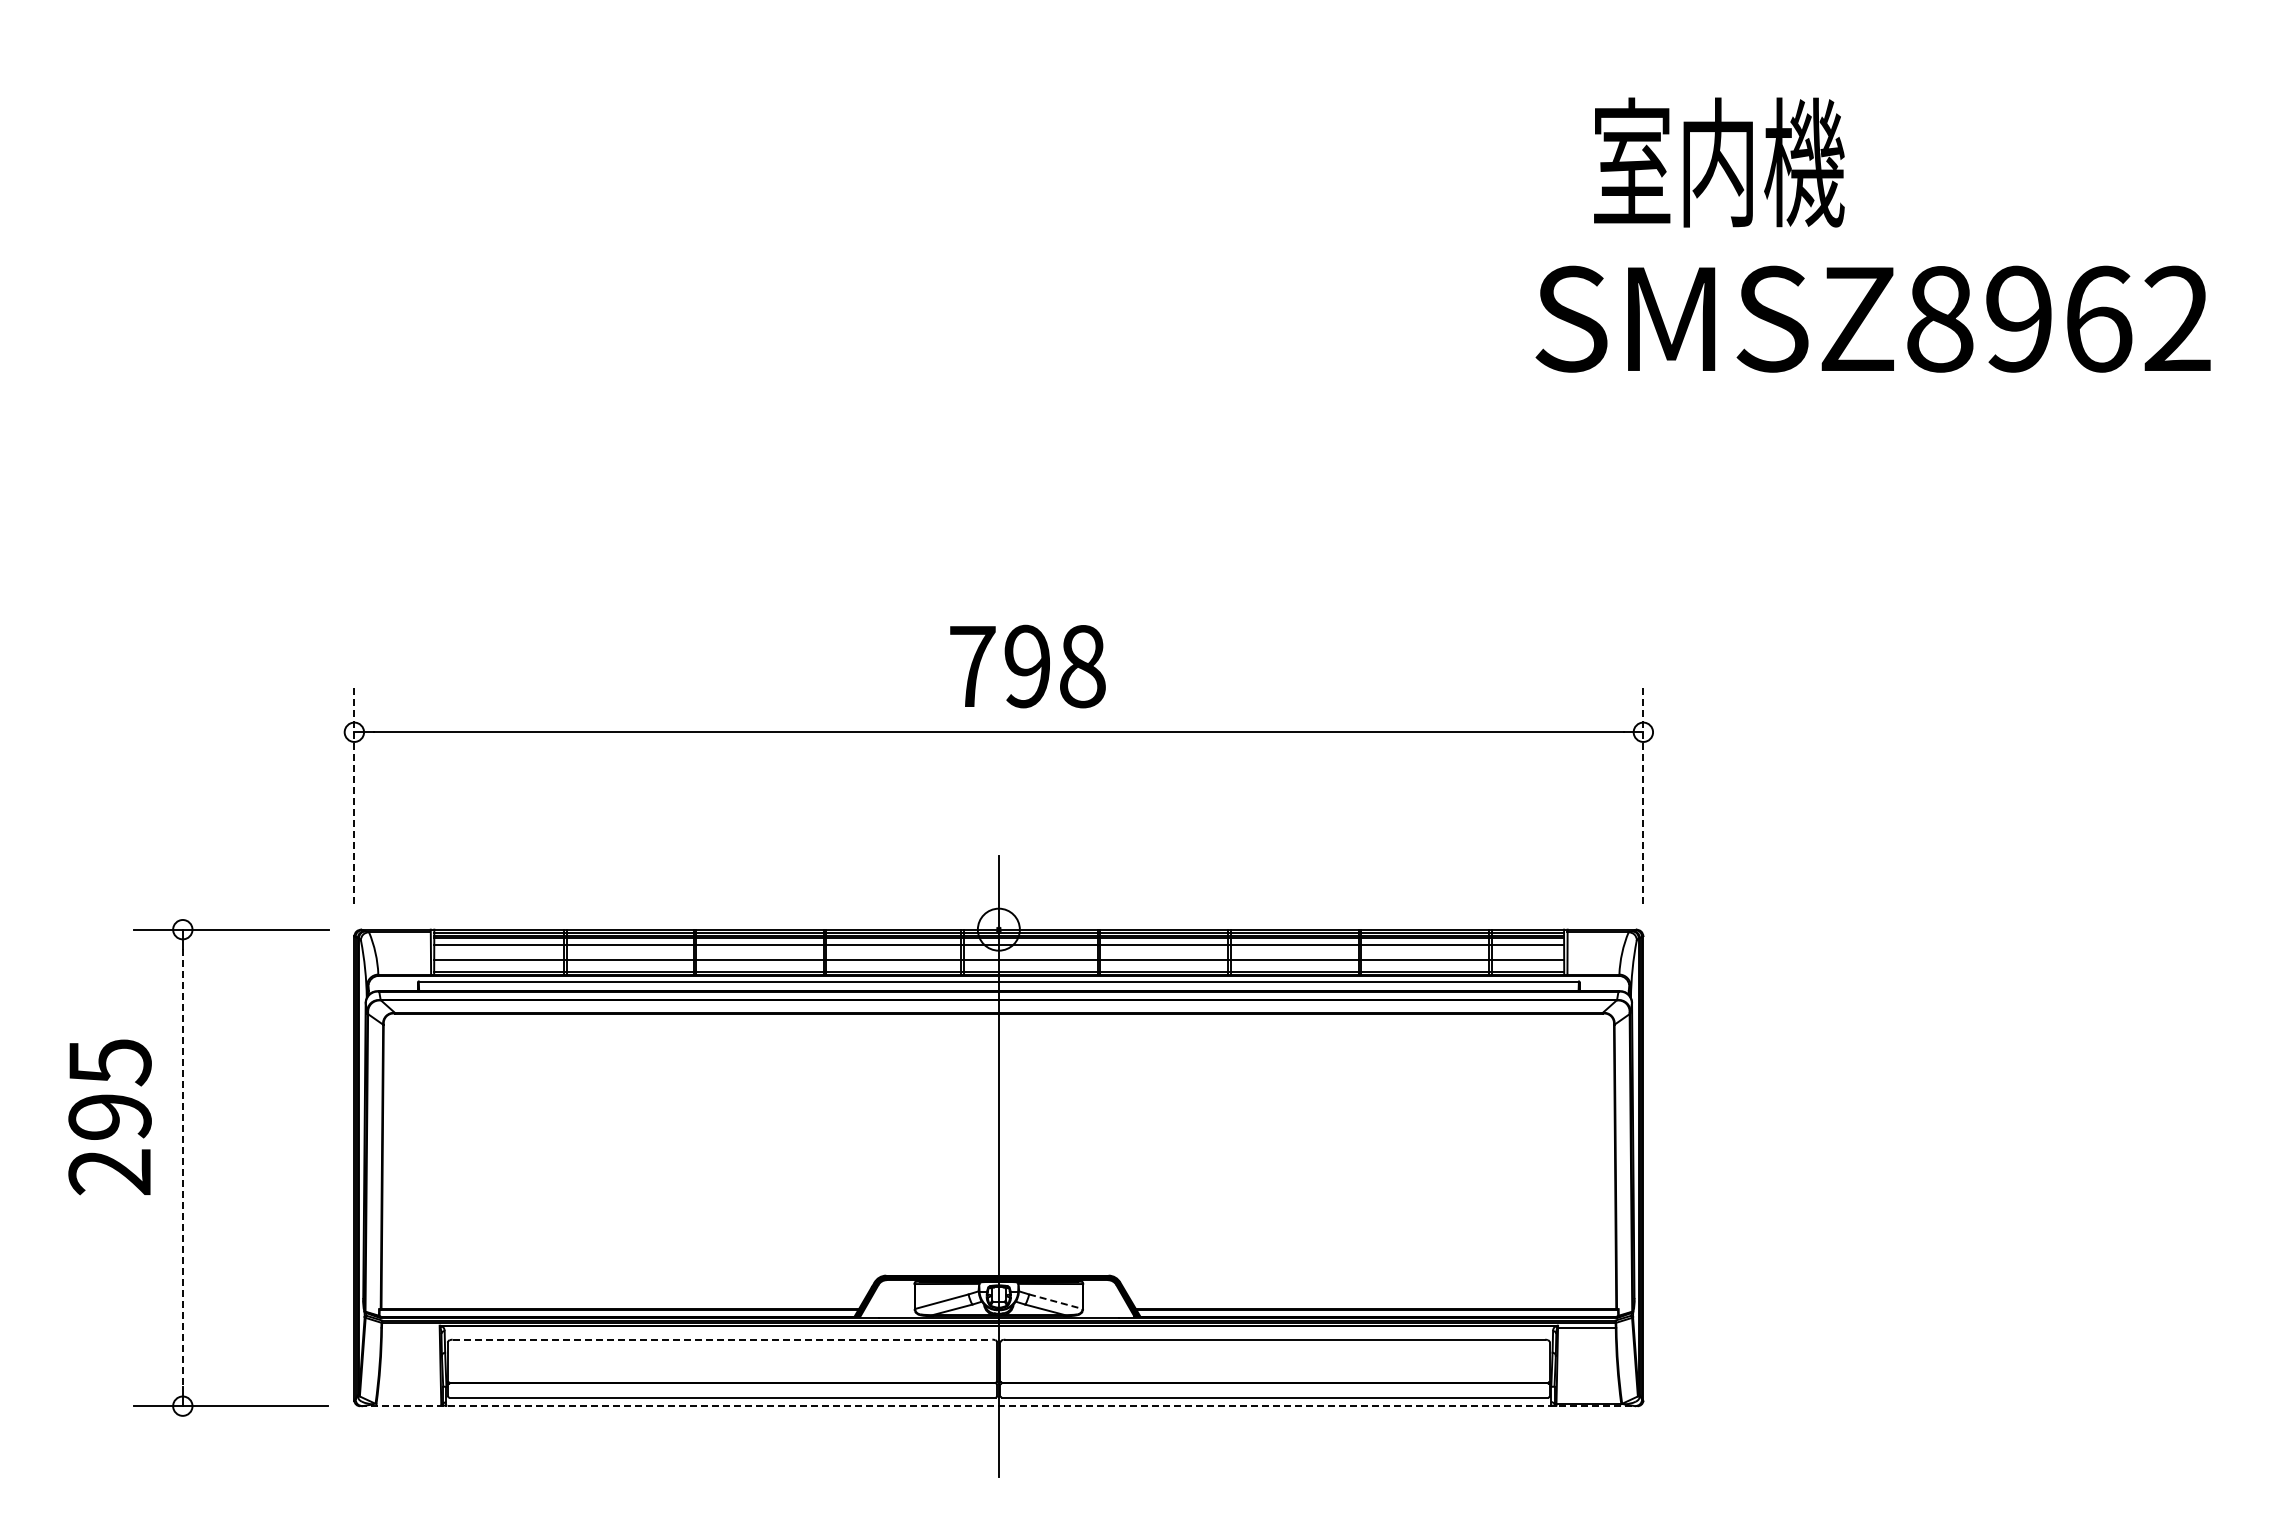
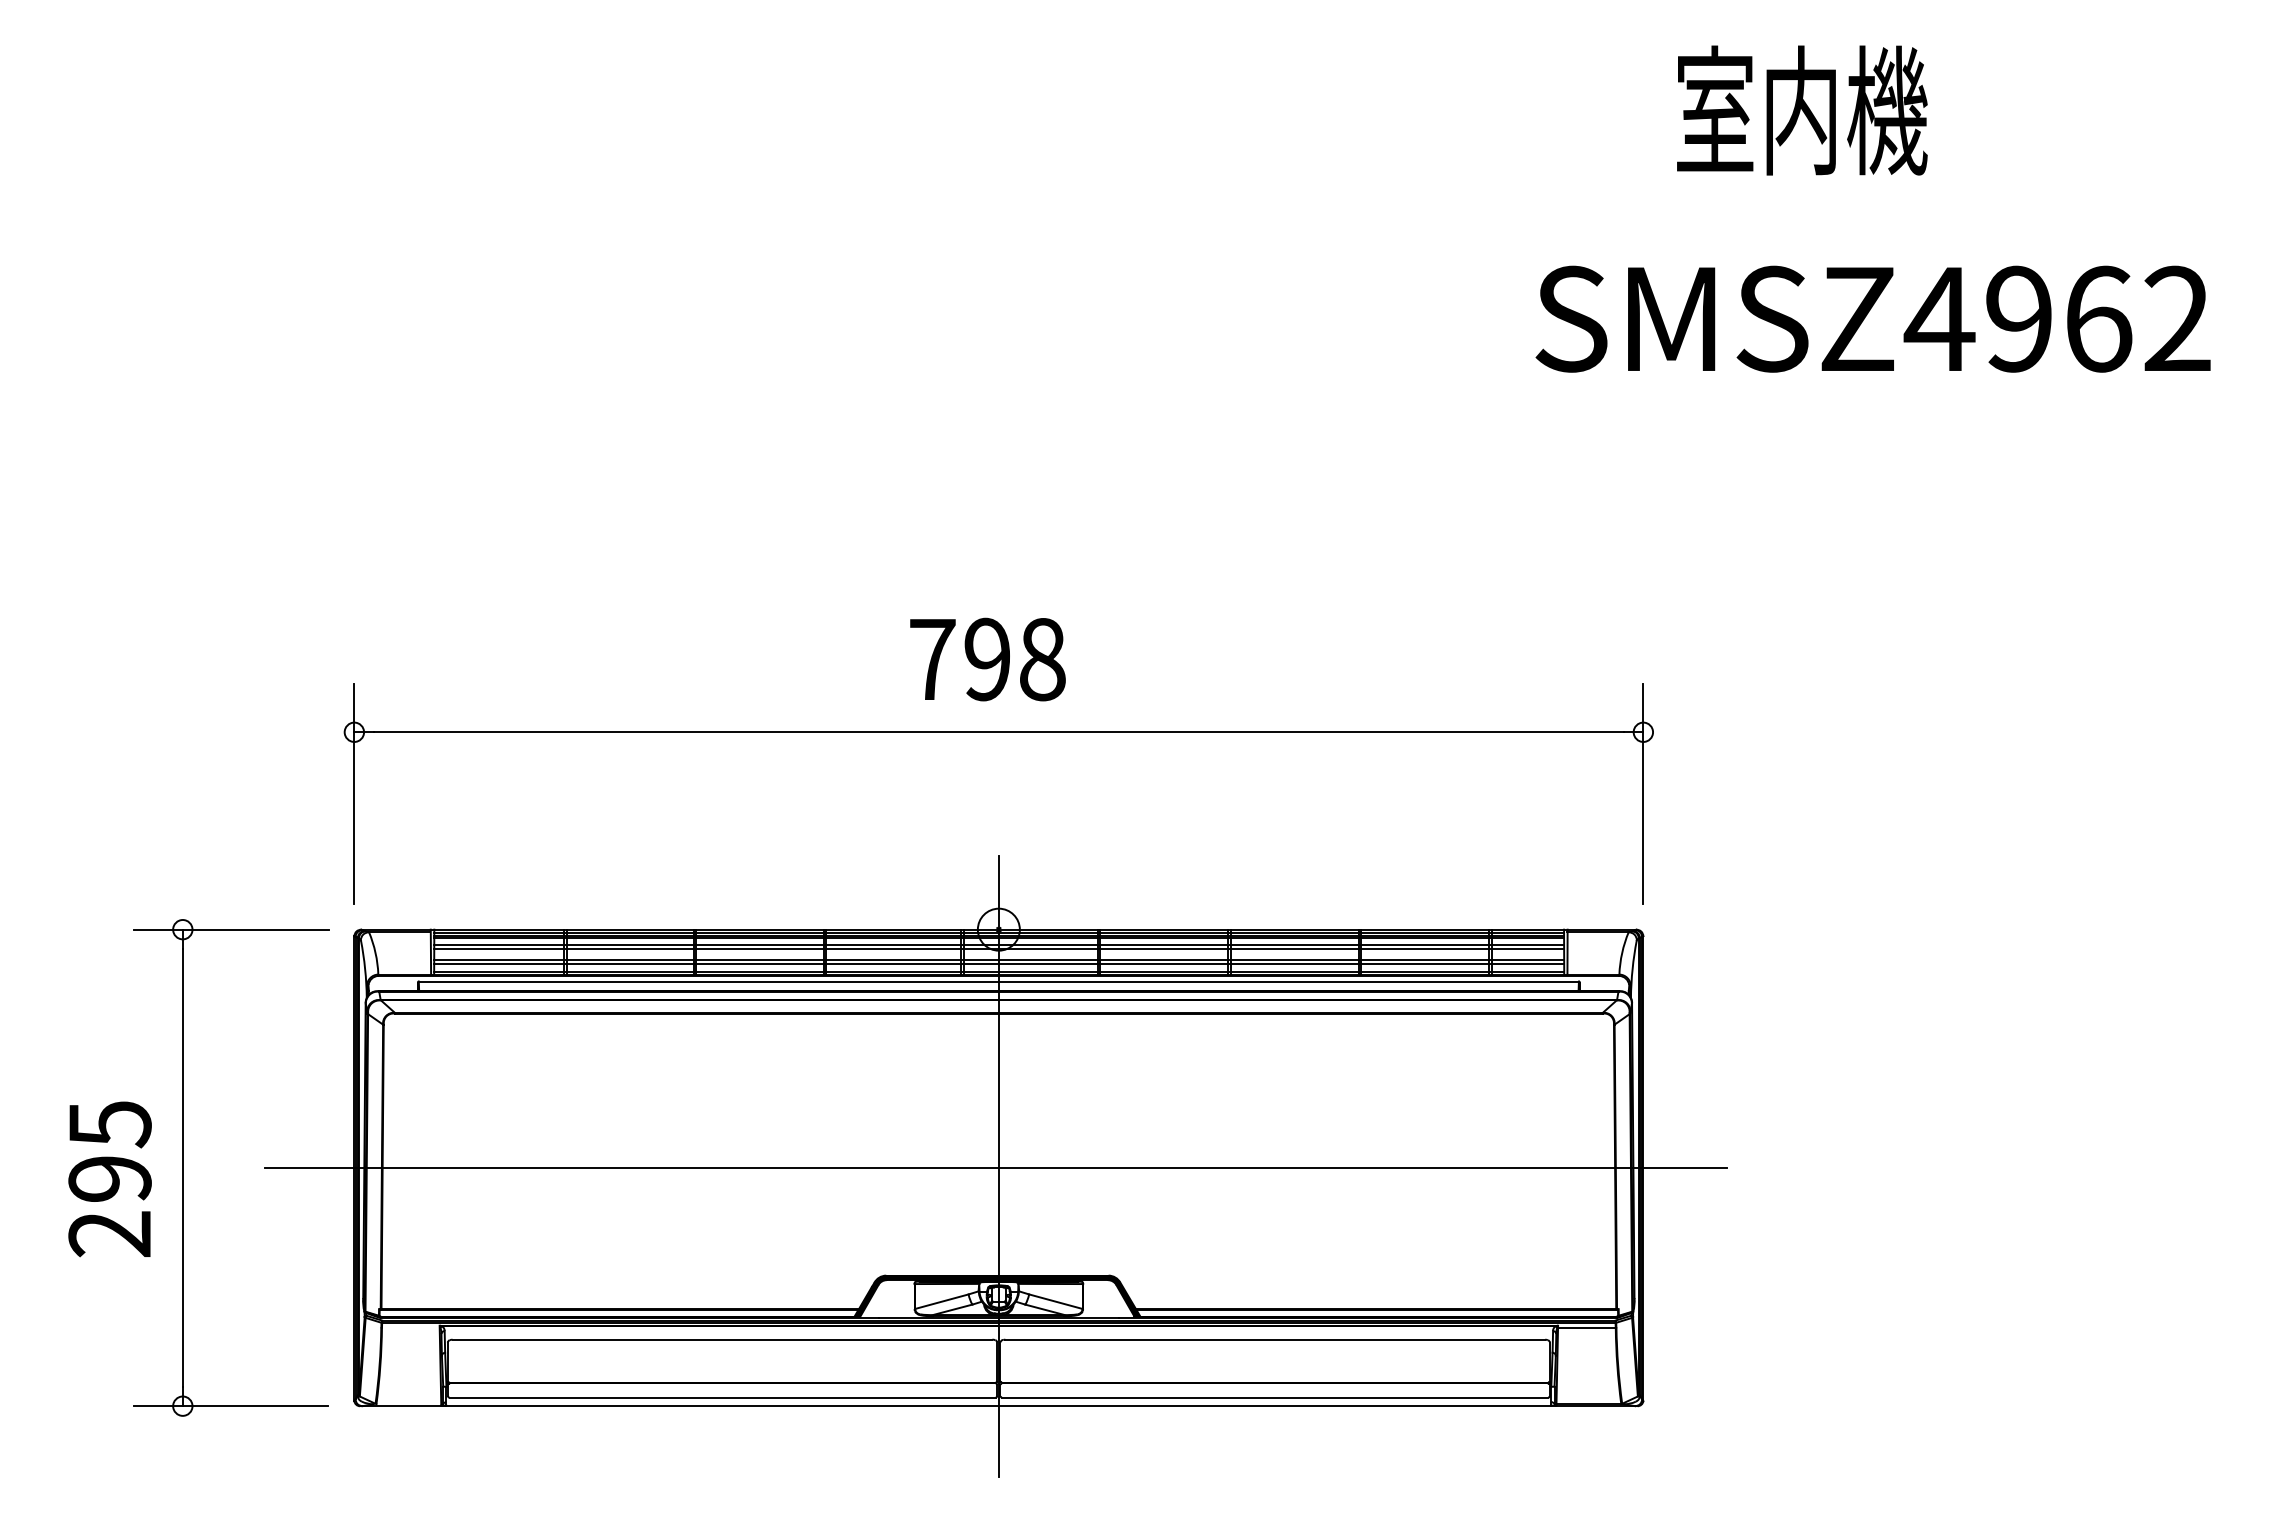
text position: (1719, 162) -> (1802, 110) (1802, 110)
text: SMSZ8962 -> SMSZ4962 (1939, 319)
text position: (1027, 666) -> (987, 659) (987, 659)
line: dashed -> solid (354, 793)
line: dashed -> solid (1643, 793)
line: none -> present (999, 948)
line: none -> present (999, 963)
text position: (109, 1117) -> (109, 1179) (109, 1179)
line: dashed -> solid (182, 1167)
line: none -> present (995, 1168)
line: dashed -> solid (1055, 1301)
line: dashed -> solid (722, 1339)
line: dashed -> solid (998, 1406)
